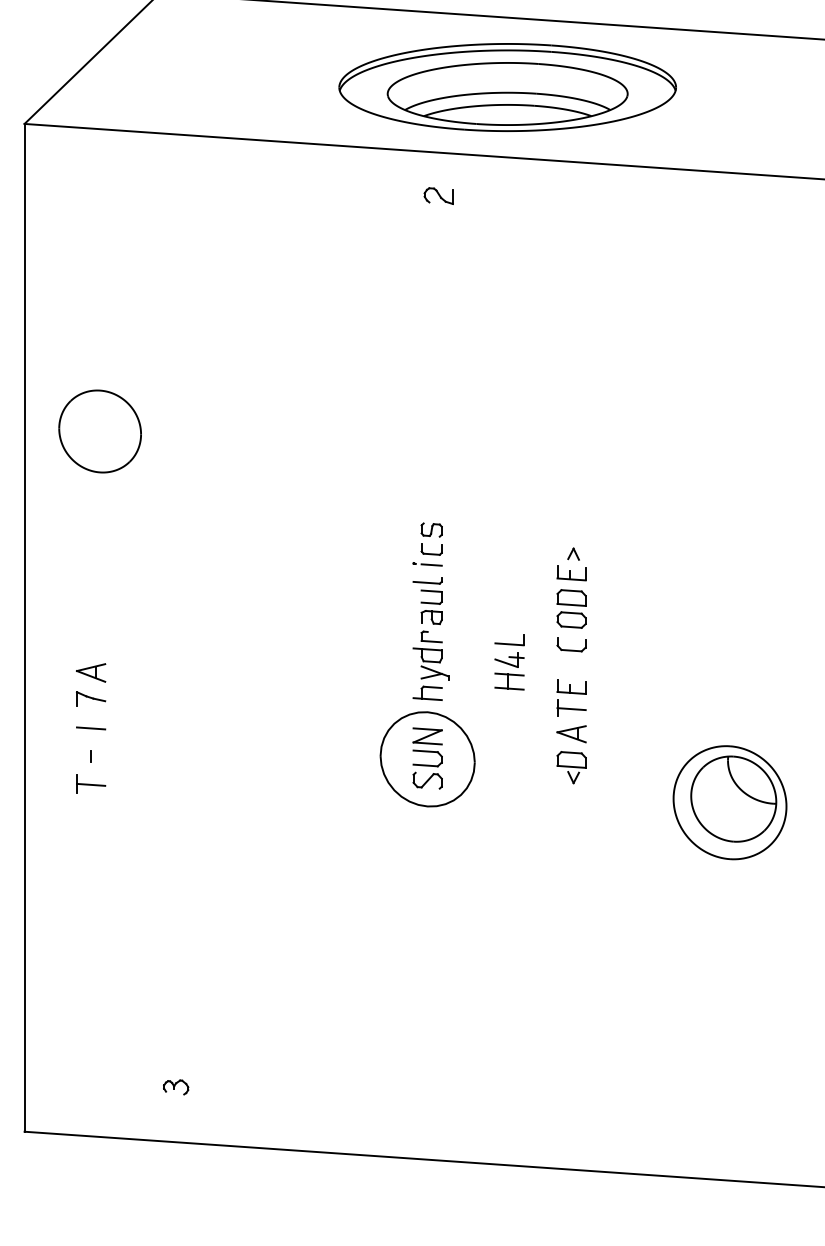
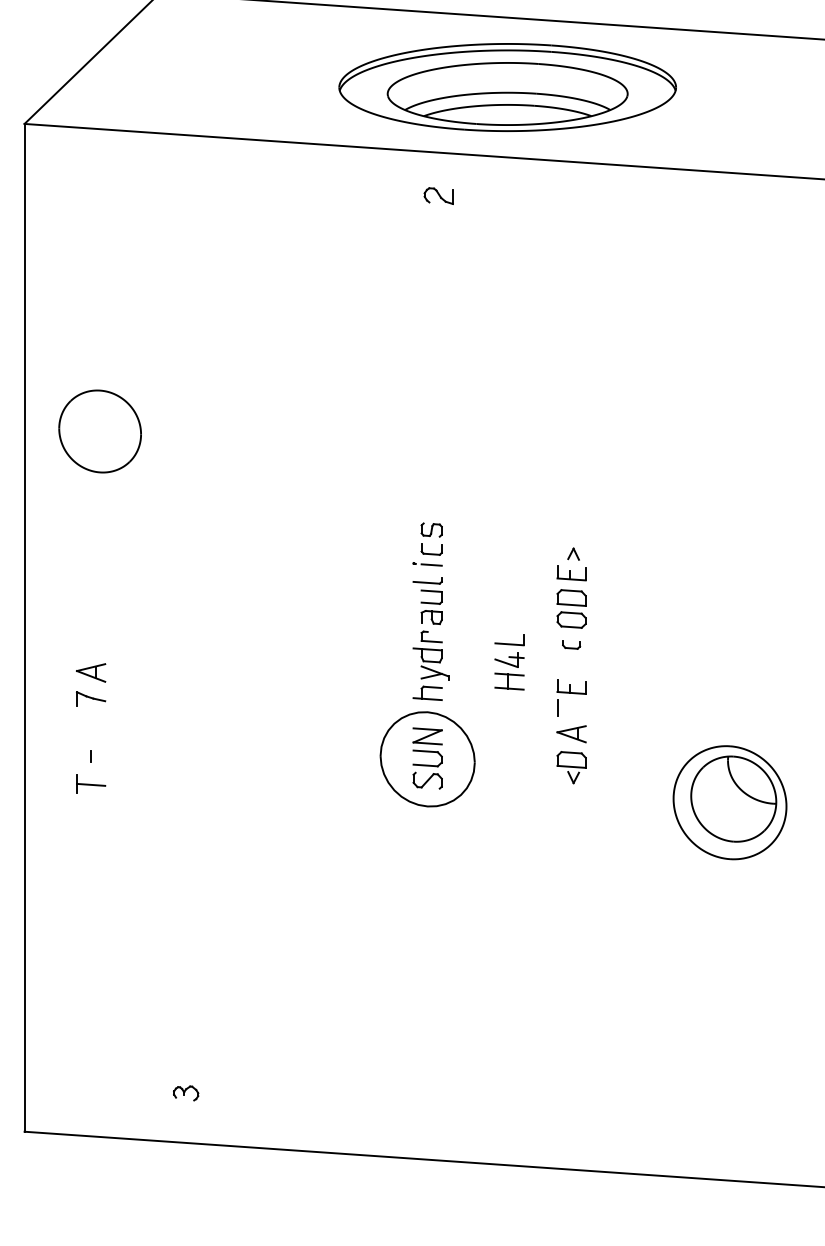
part size: 31x16 px -> 20x10 px (571, 644)
line: present -> none (571, 709)
line: present -> none (90, 728)
part position: (176, 1087) -> (186, 1093) (186, 1093)
